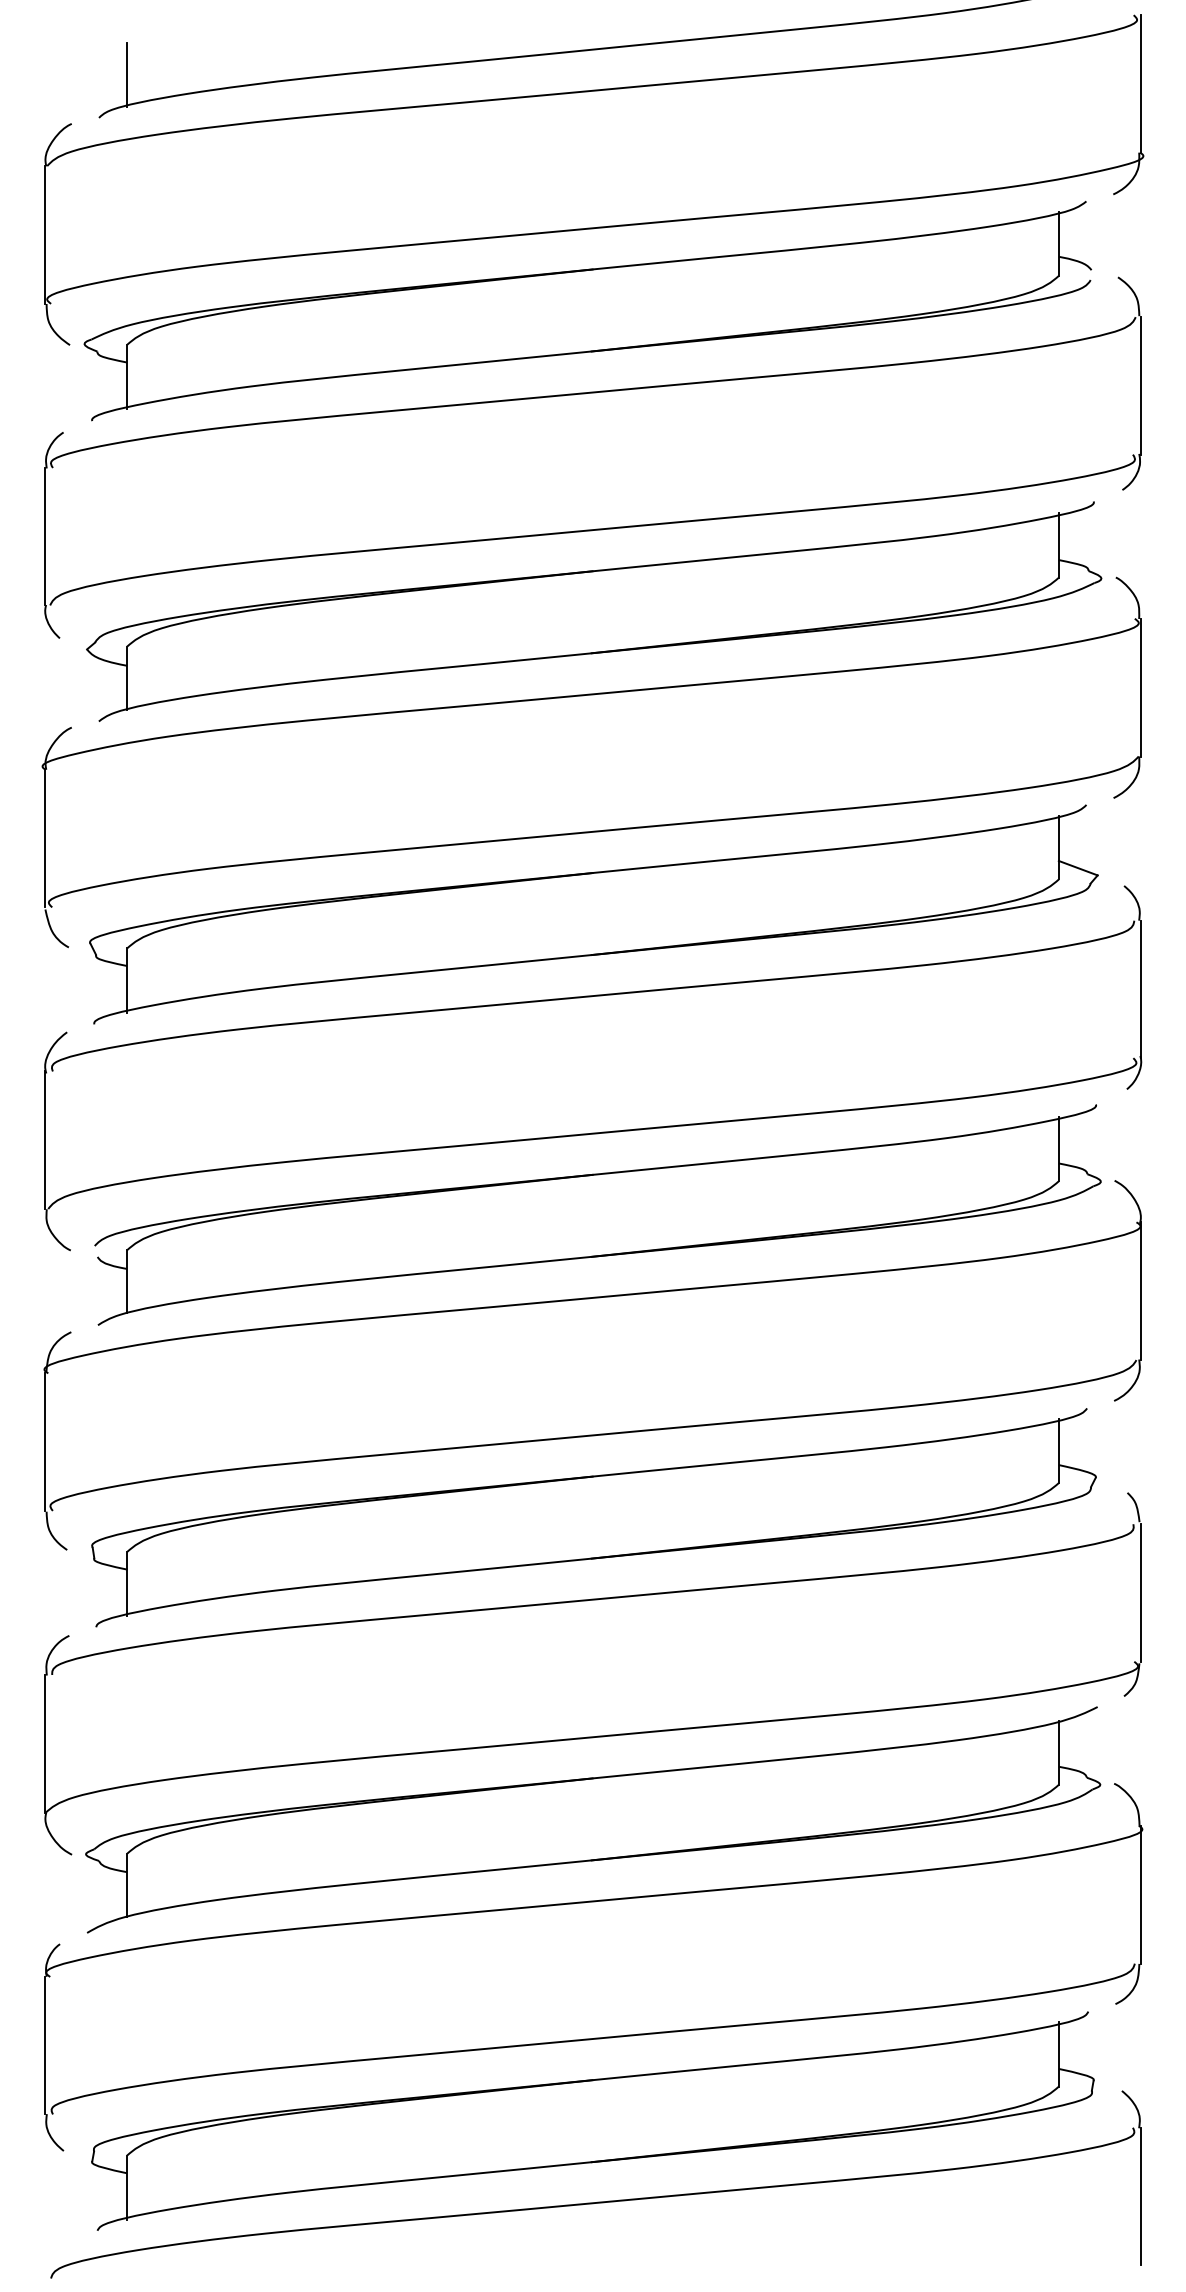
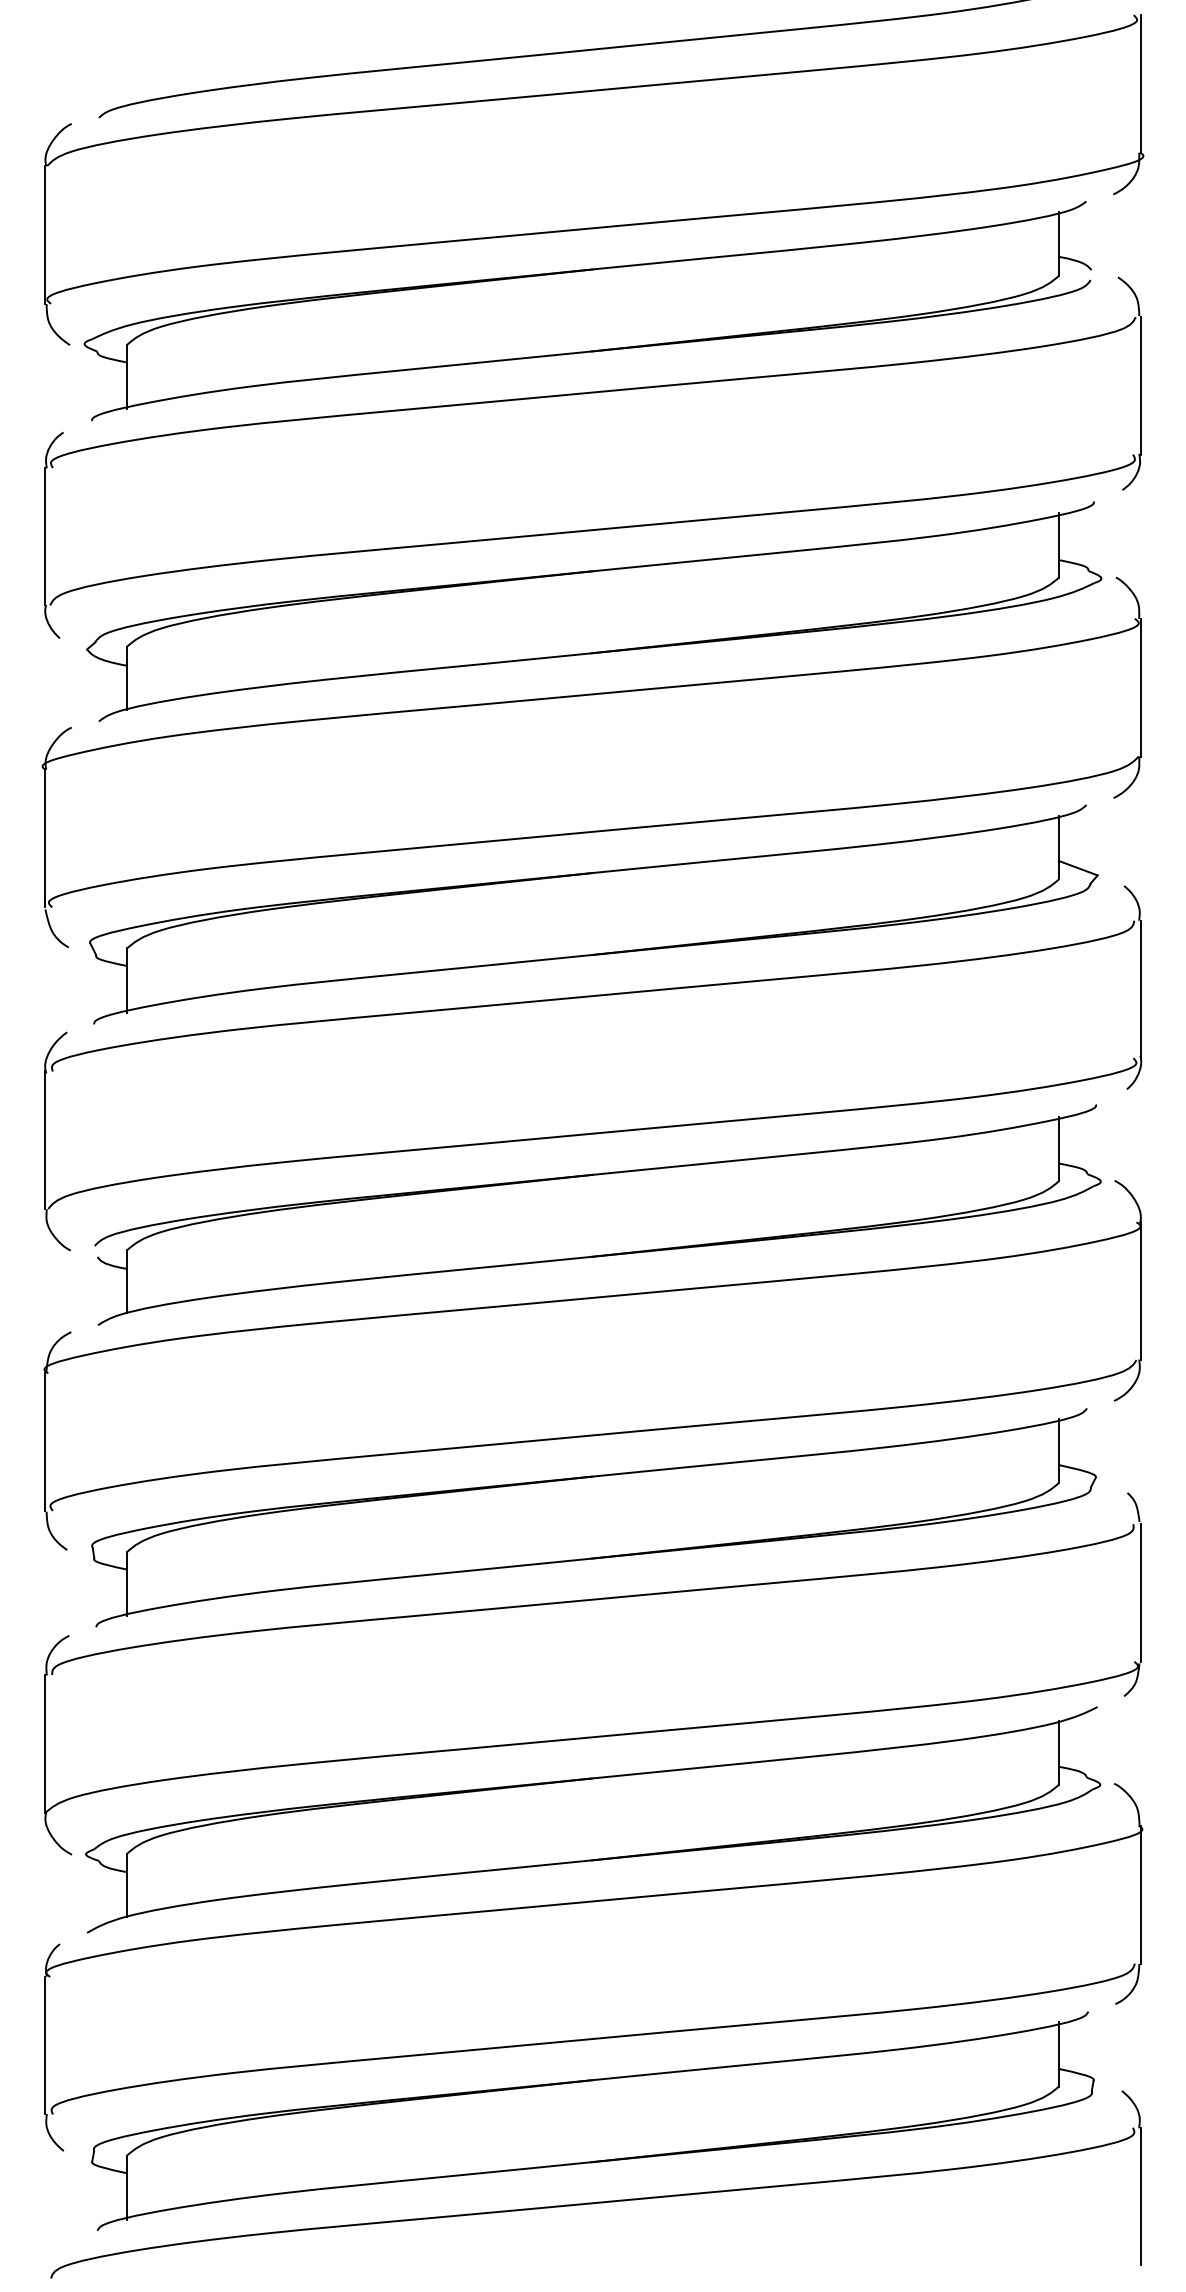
line: present -> none (127, 74)
